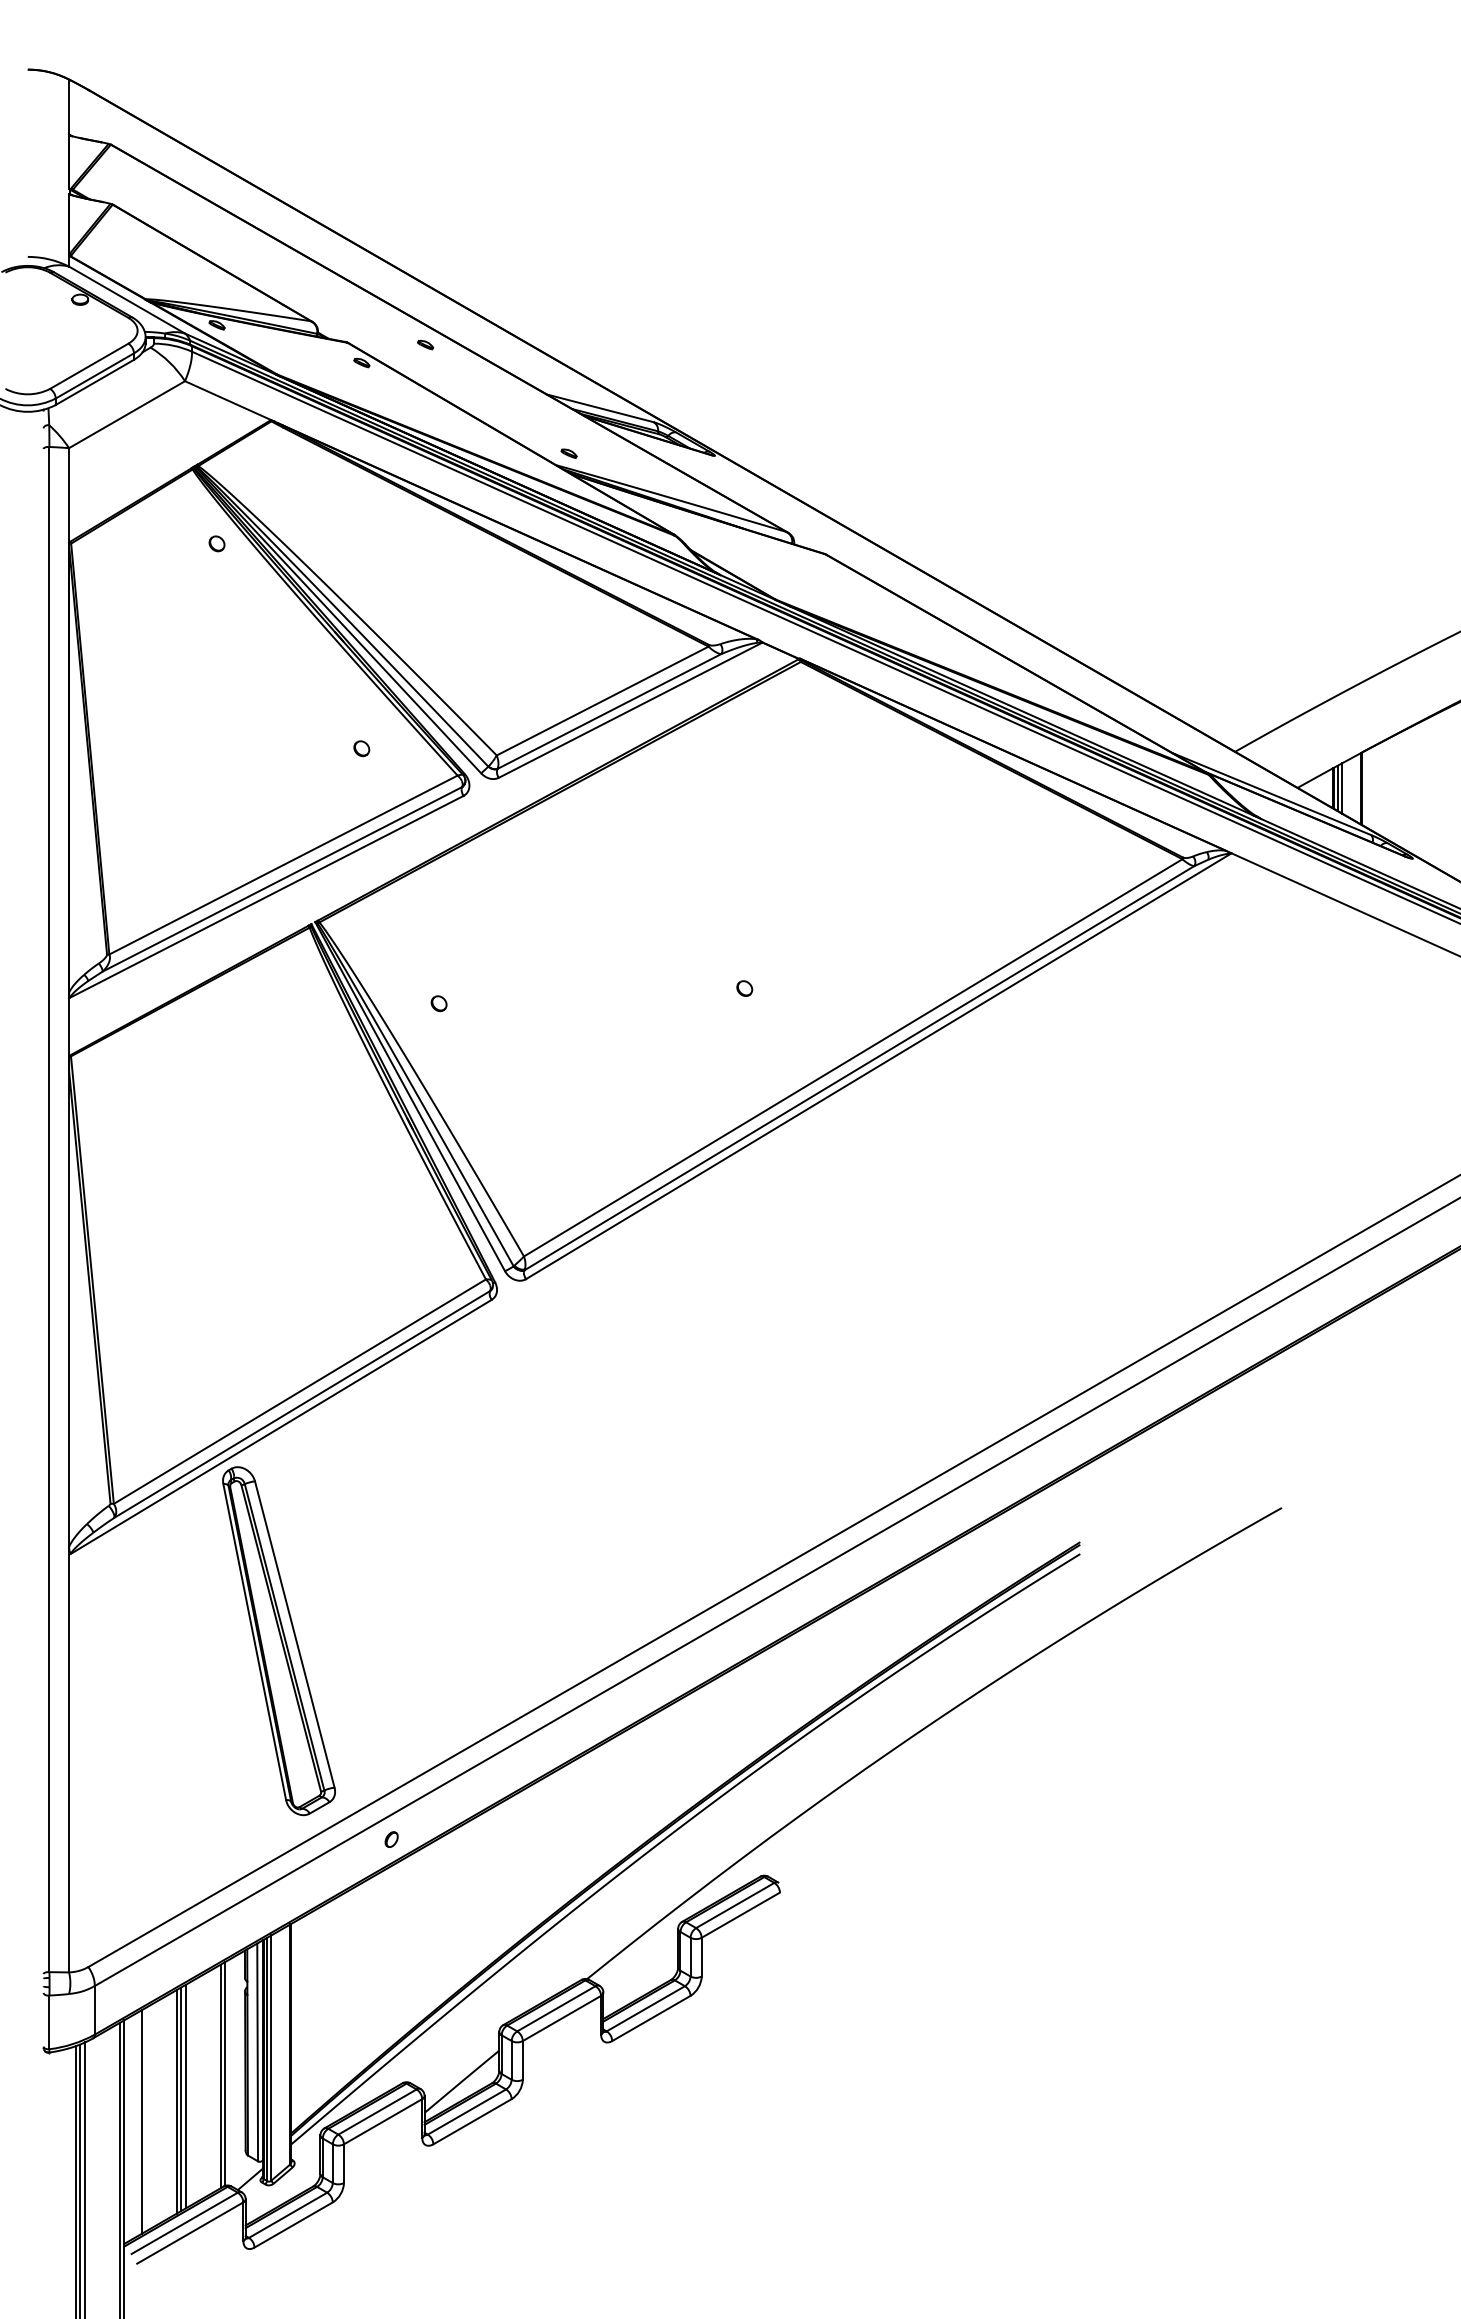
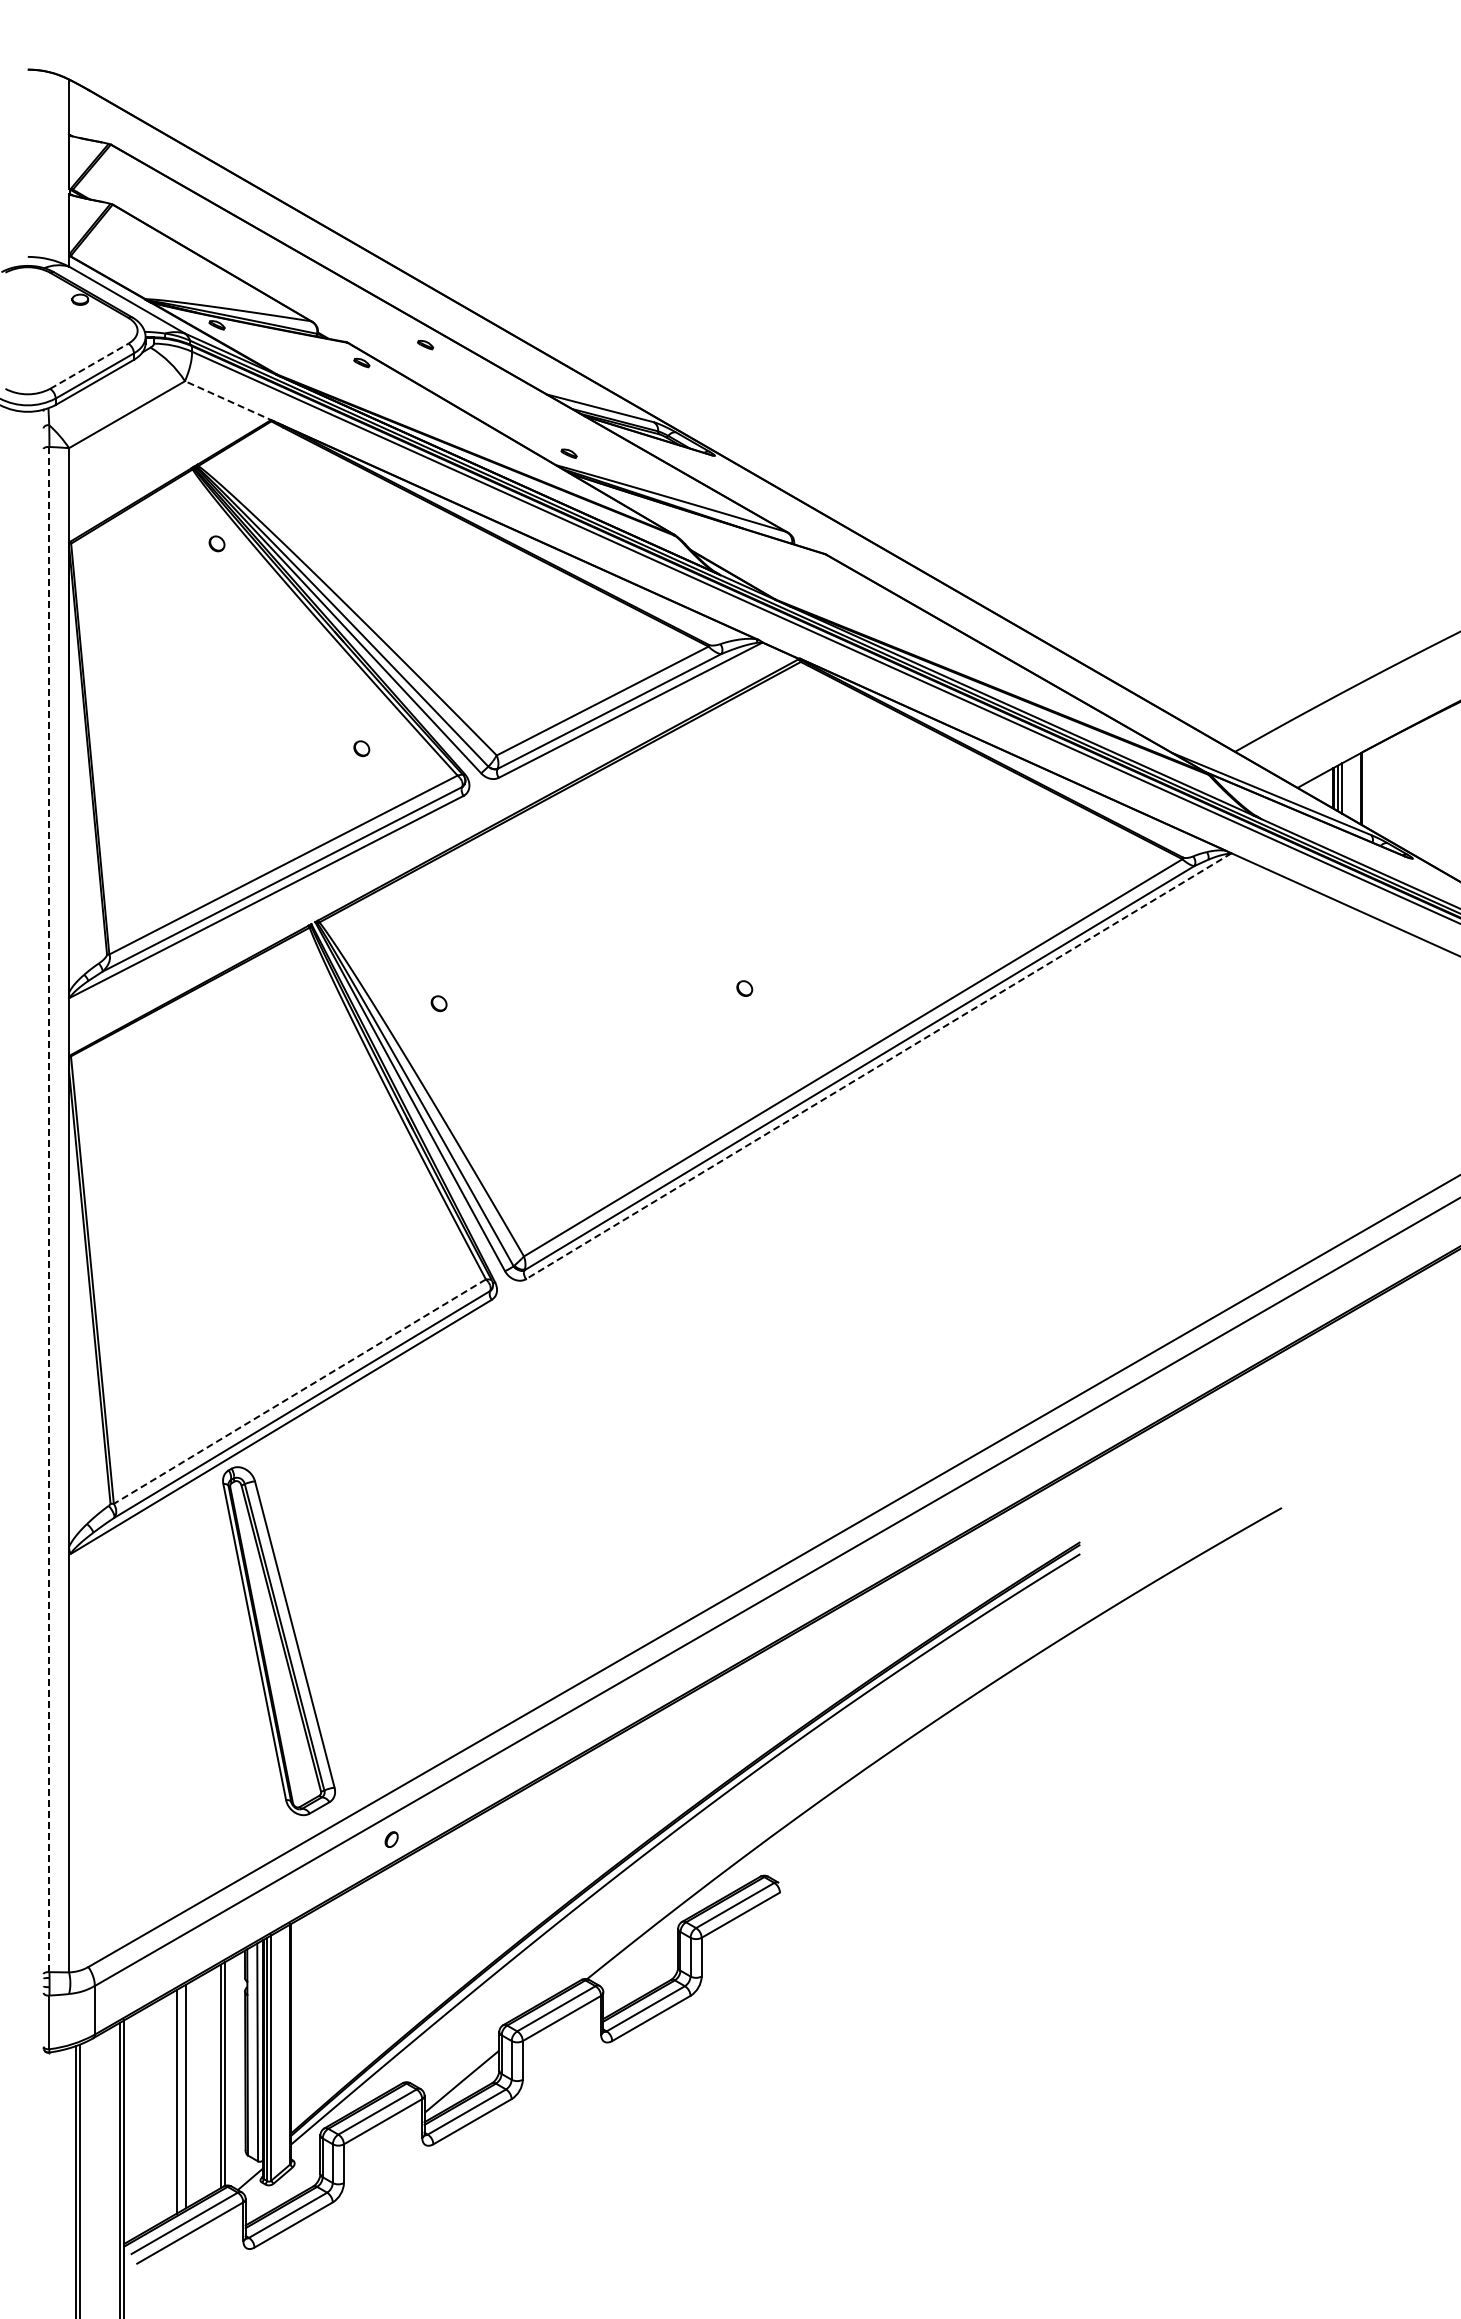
line: solid -> dashed (89, 366)
line: solid -> dashed (229, 401)
line: solid -> dashed (878, 1066)
line: solid -> dashed (49, 1209)
line: solid -> dashed (299, 1391)
line: present -> none (180, 2099)
line: present -> none (142, 2121)
line: present -> none (85, 2178)
